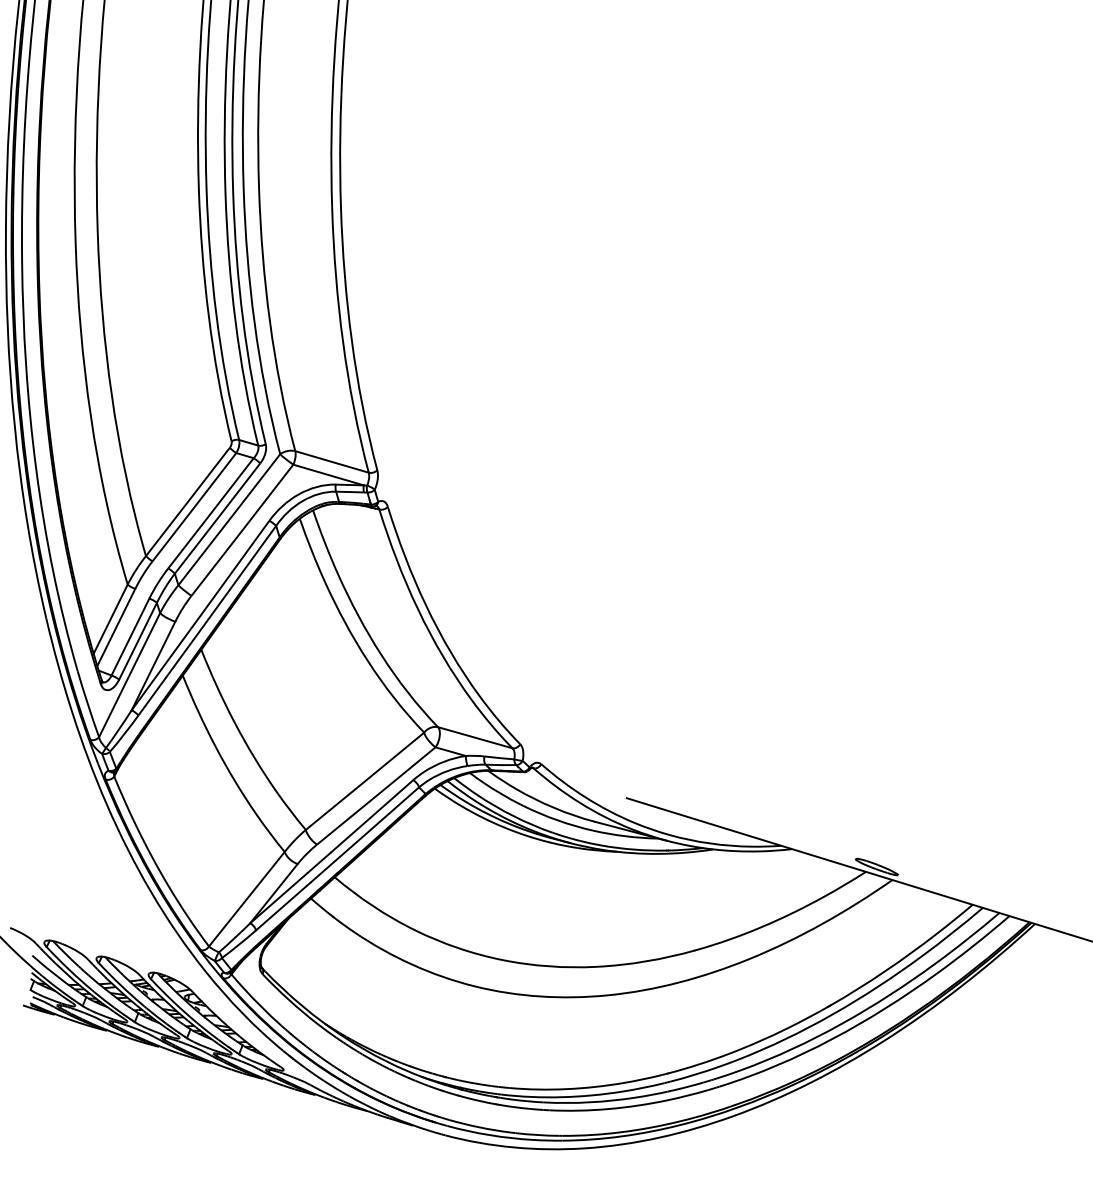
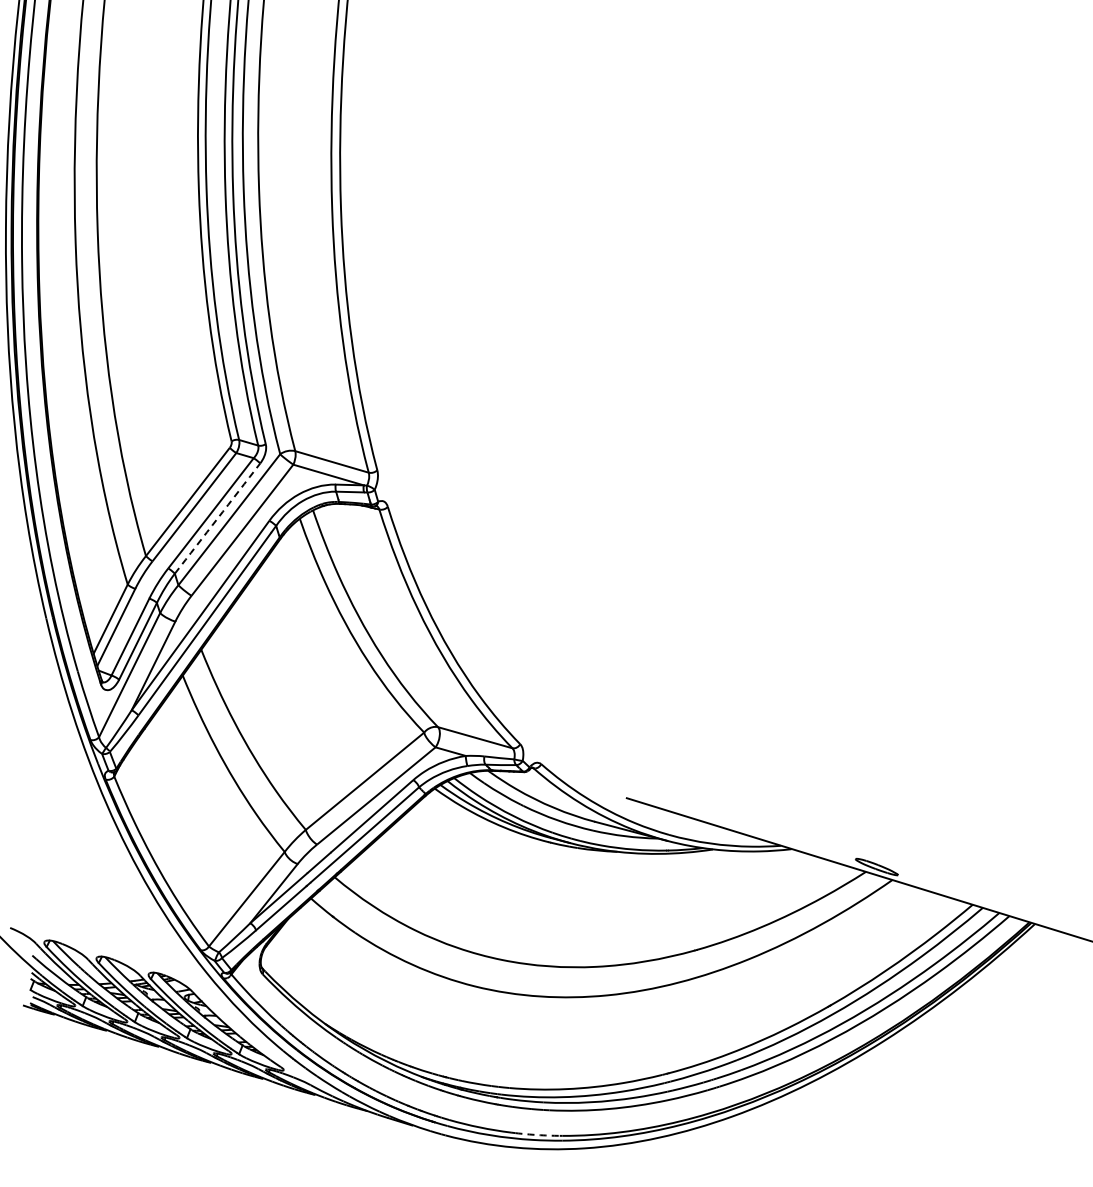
arc: solid -> dashed (217, 518)
arc: solid -> dashed (537, 1135)
